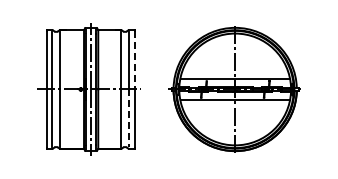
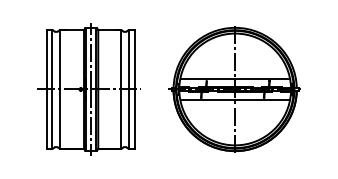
line: dashed -> solid (134, 60)
line: dashed -> solid (128, 118)
